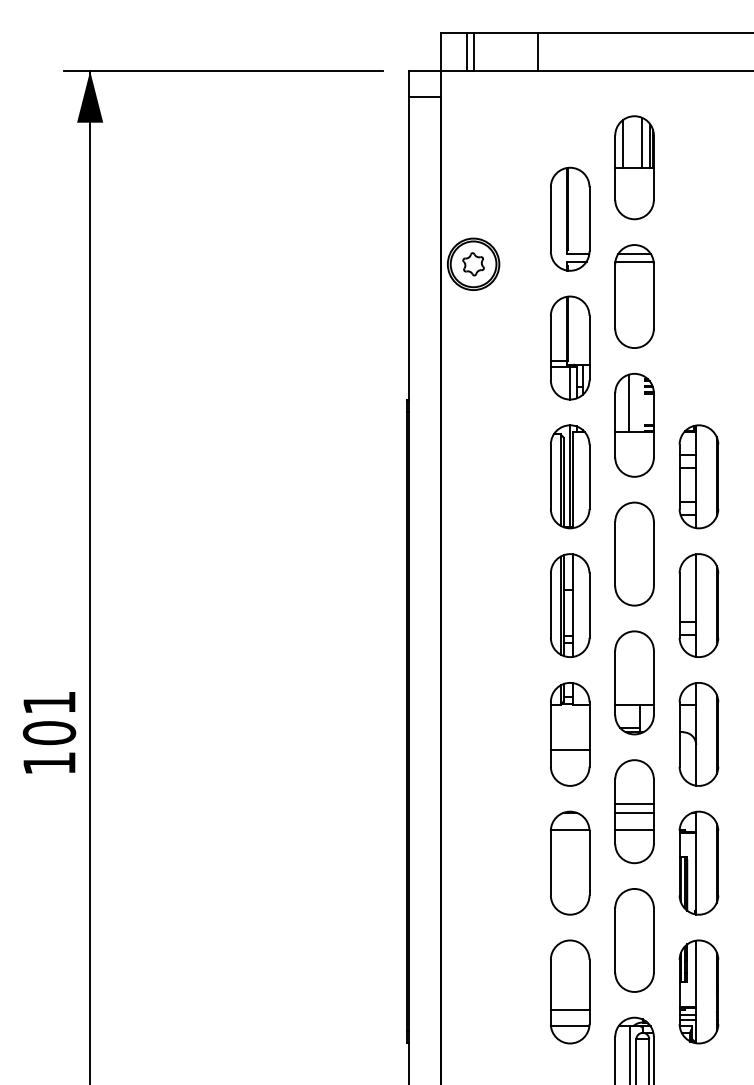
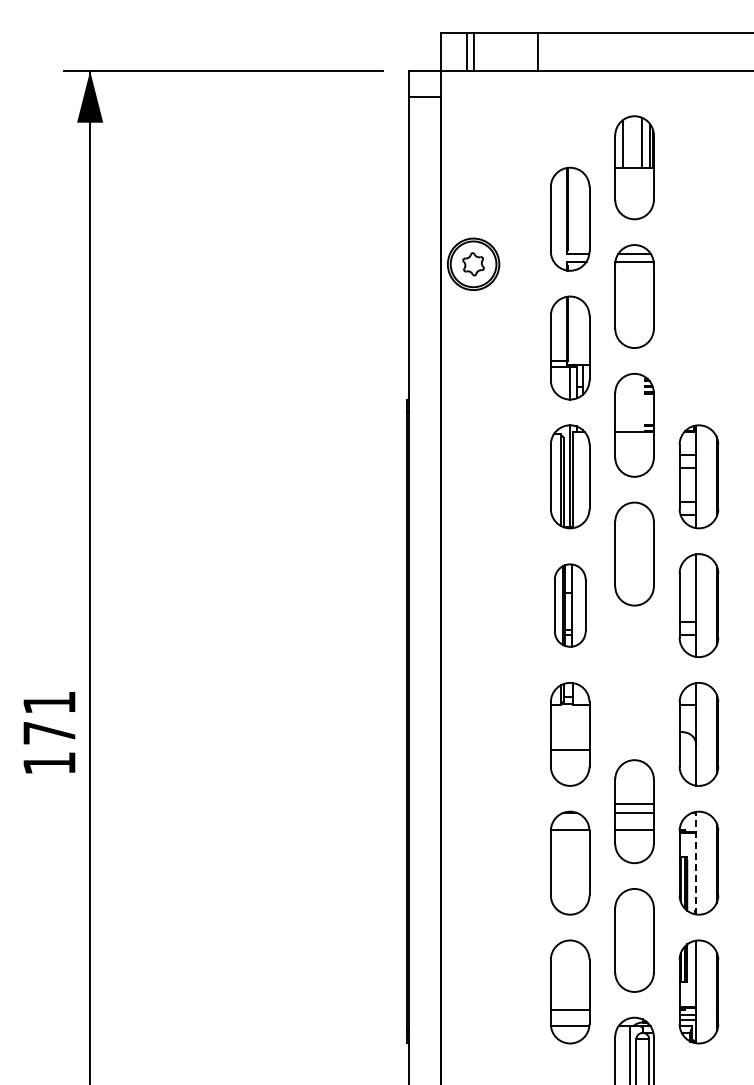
line: present -> none (629, 402)
part size: 41x105 px -> 34x85 px (569, 605)
part: present -> none (634, 682)
text: 101 -> 171 (49, 733)
line: solid -> dashed (696, 862)
